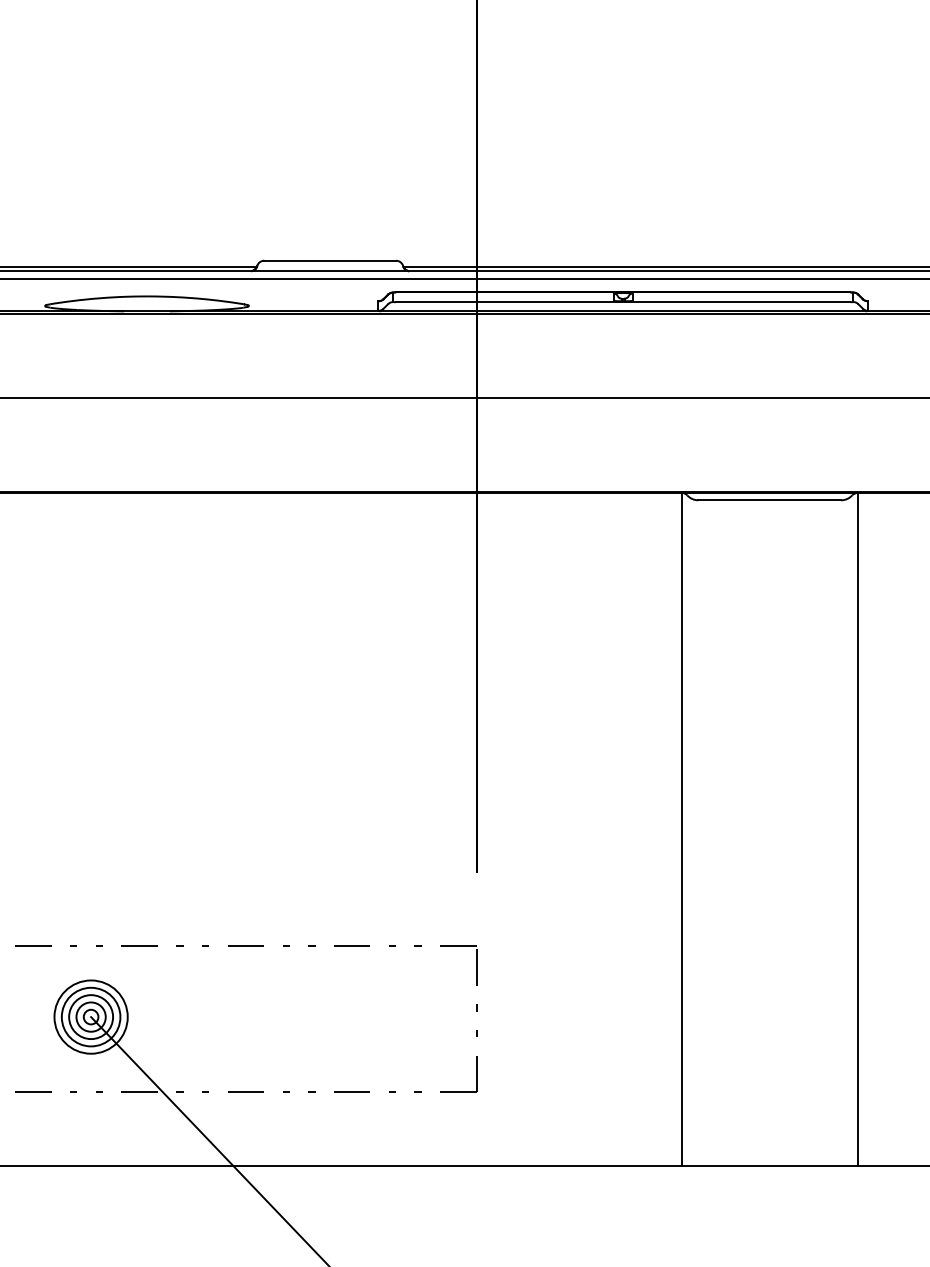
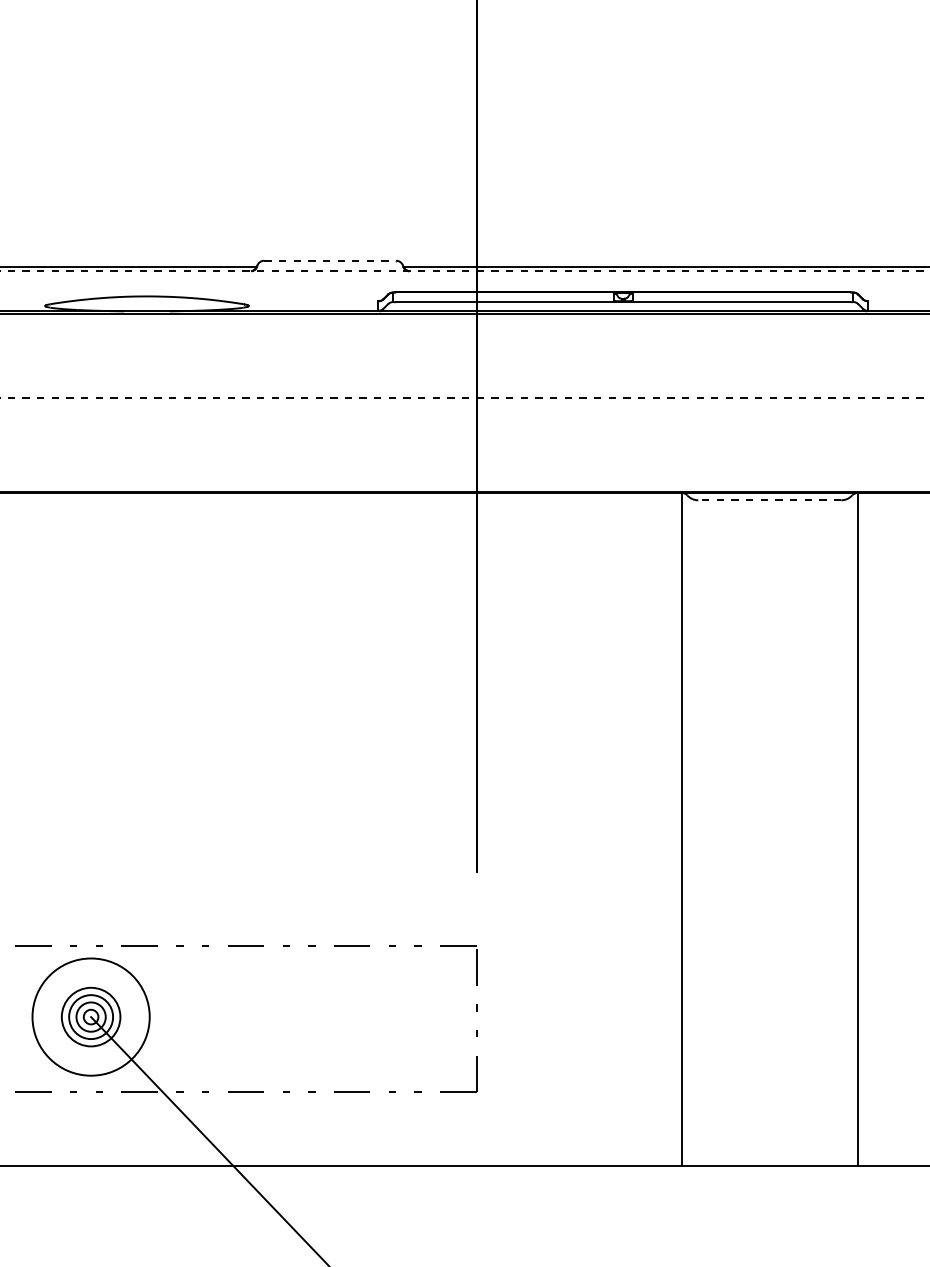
line: solid -> dashed (330, 260)
line: solid -> dashed (465, 271)
line: present -> none (464, 278)
line: solid -> dashed (465, 398)
line: solid -> dashed (769, 500)
circle diameter: 73 px -> 117 px (90, 1016)
